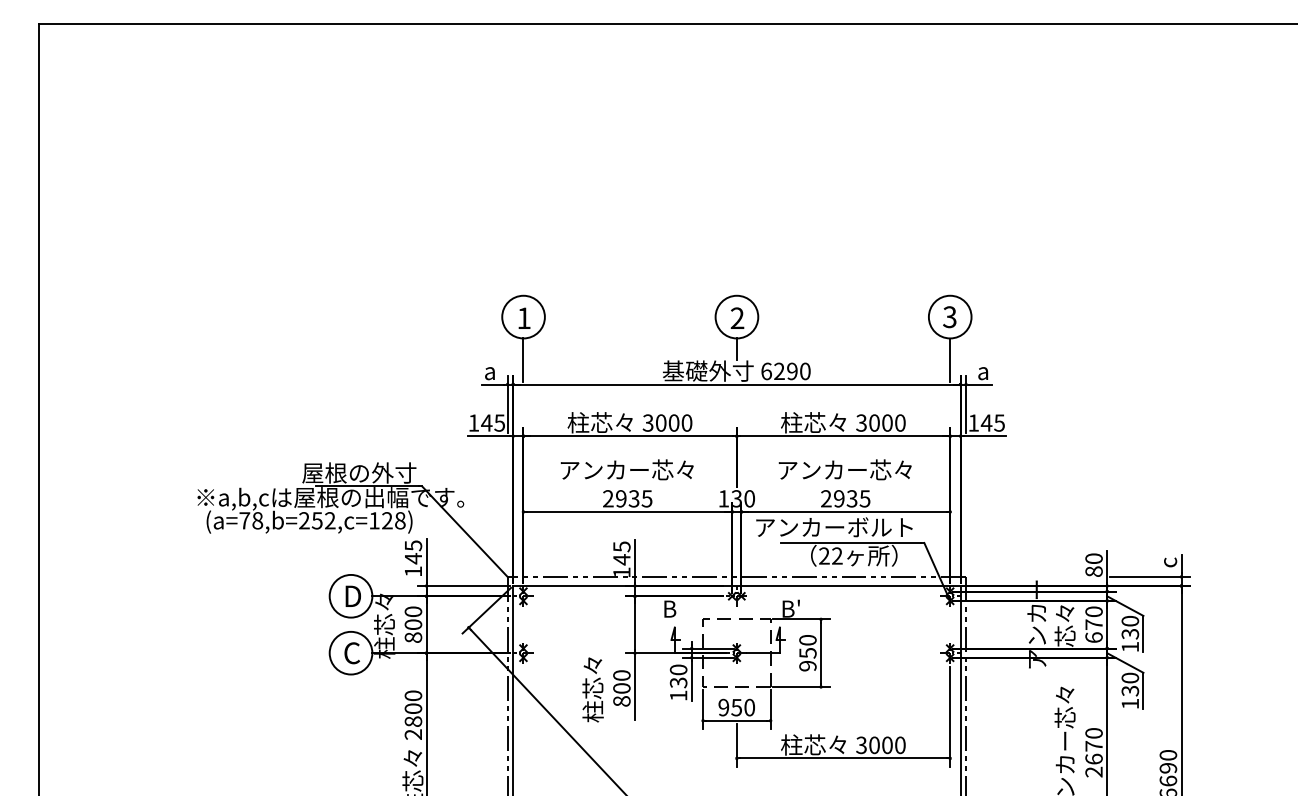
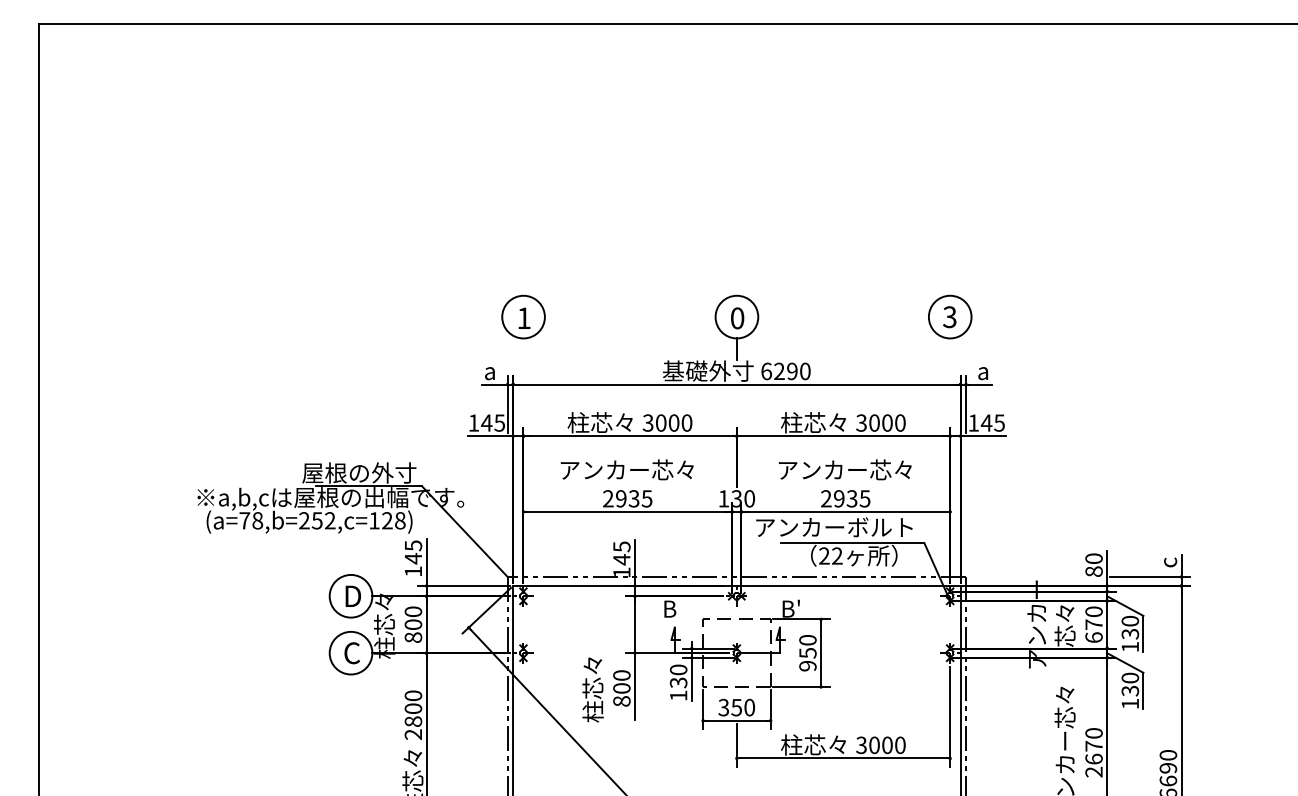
text: 2 -> 0 (737, 318)
line: present -> none (523, 360)
line: present -> none (950, 360)
text: 950 -> 350 (723, 707)
